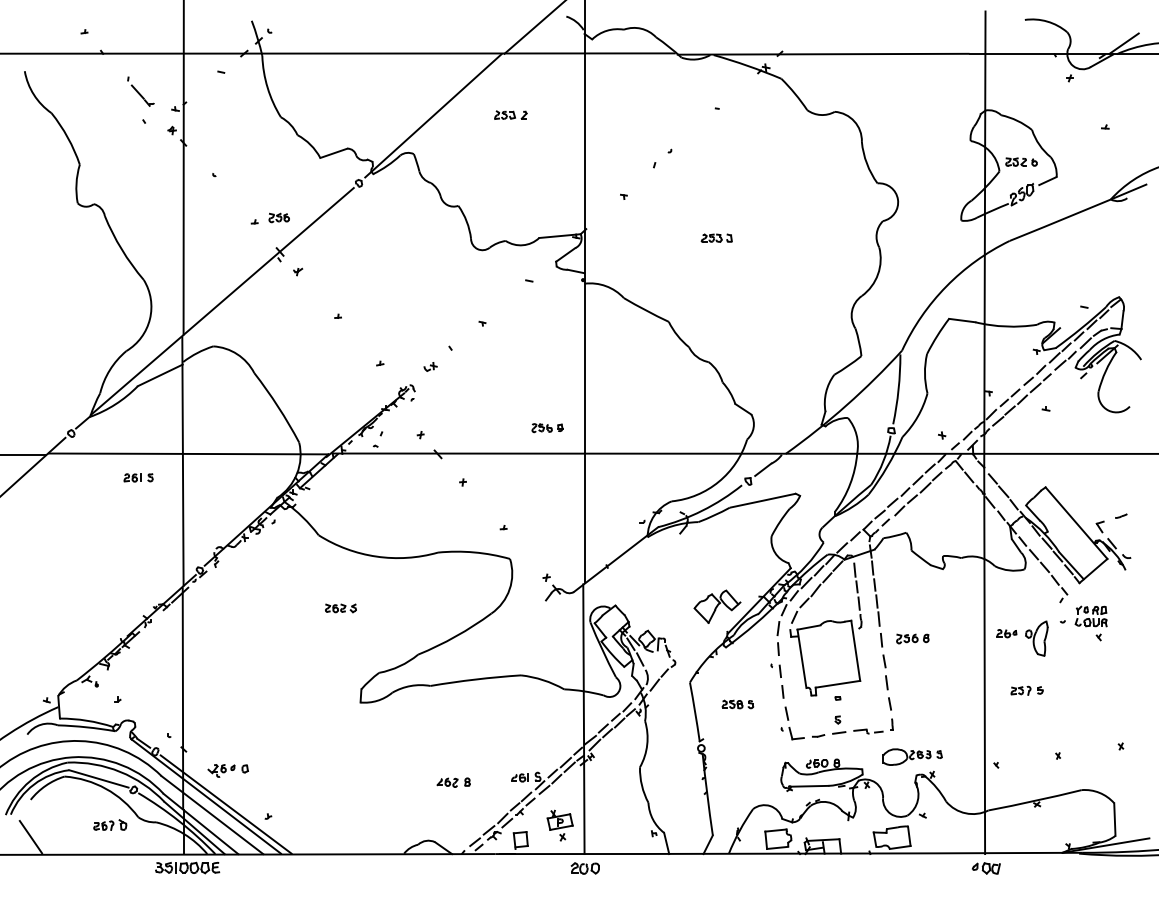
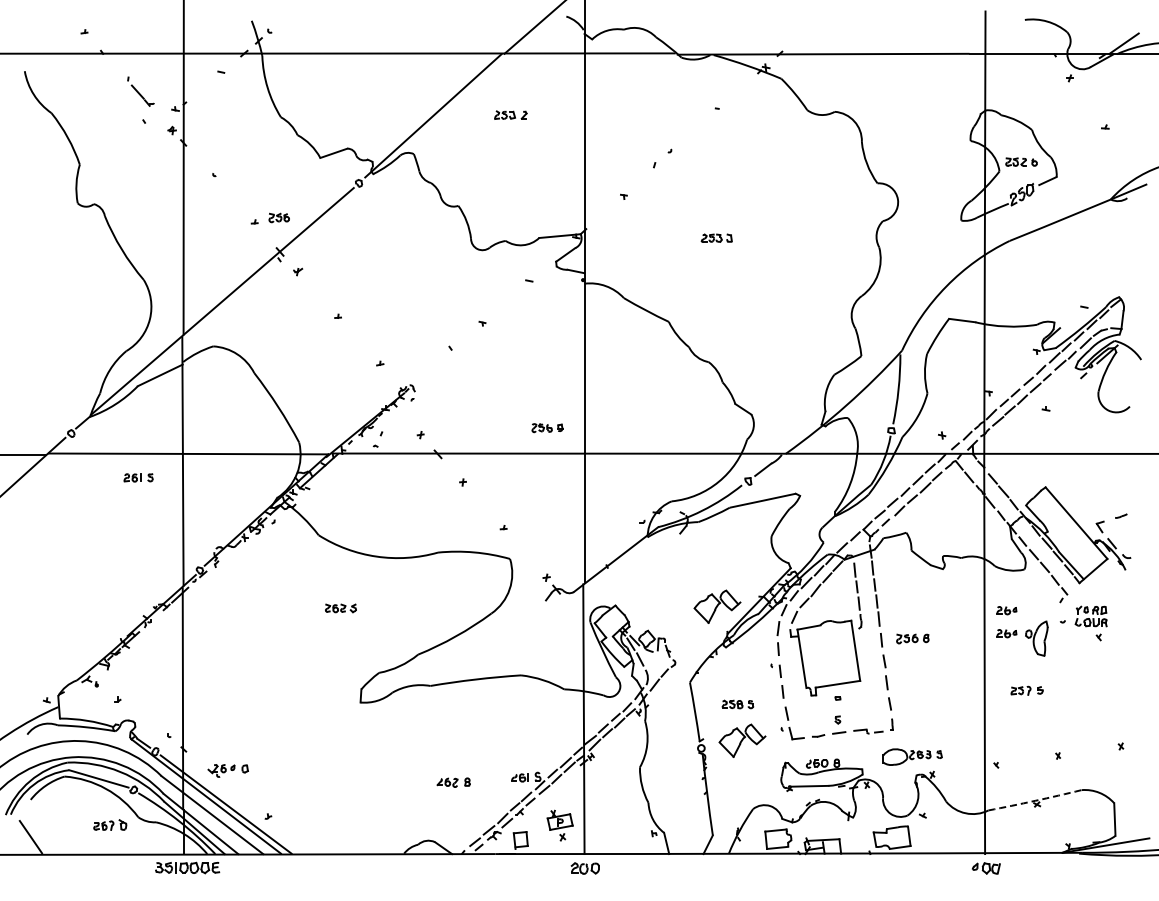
part: present -> none (430, 366)
part: none -> present (1006, 610)
part: none -> present (742, 740)
arc: solid -> dashed (1035, 800)
